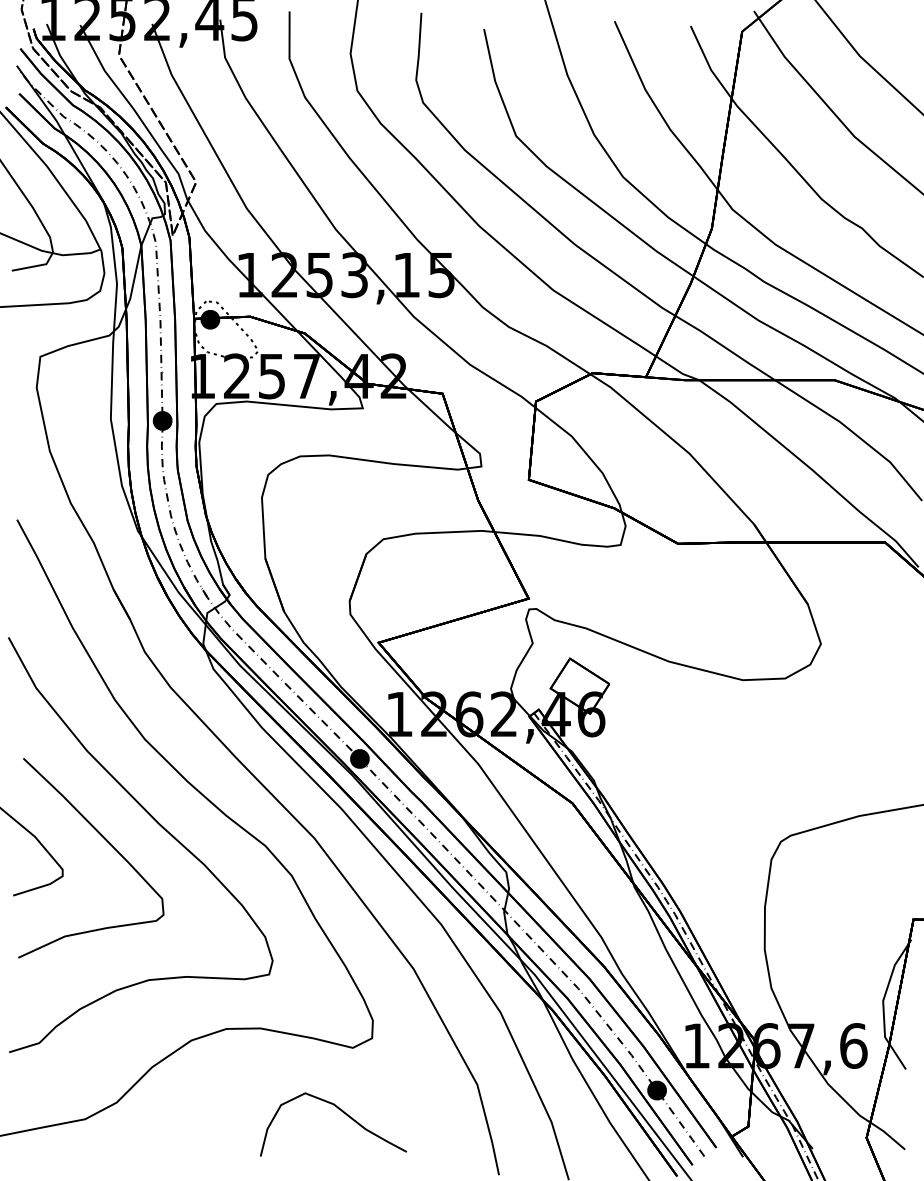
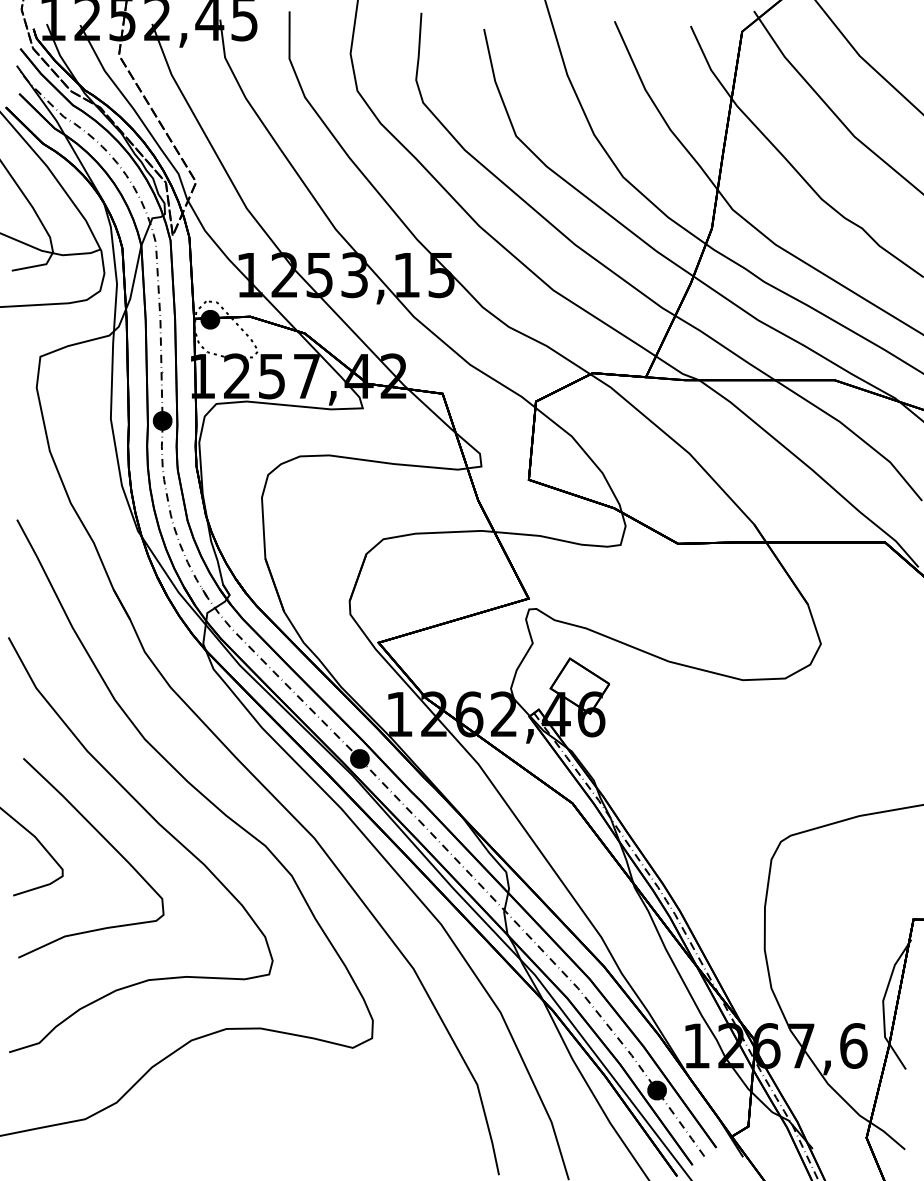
curve: present -> none (343, 1113)
